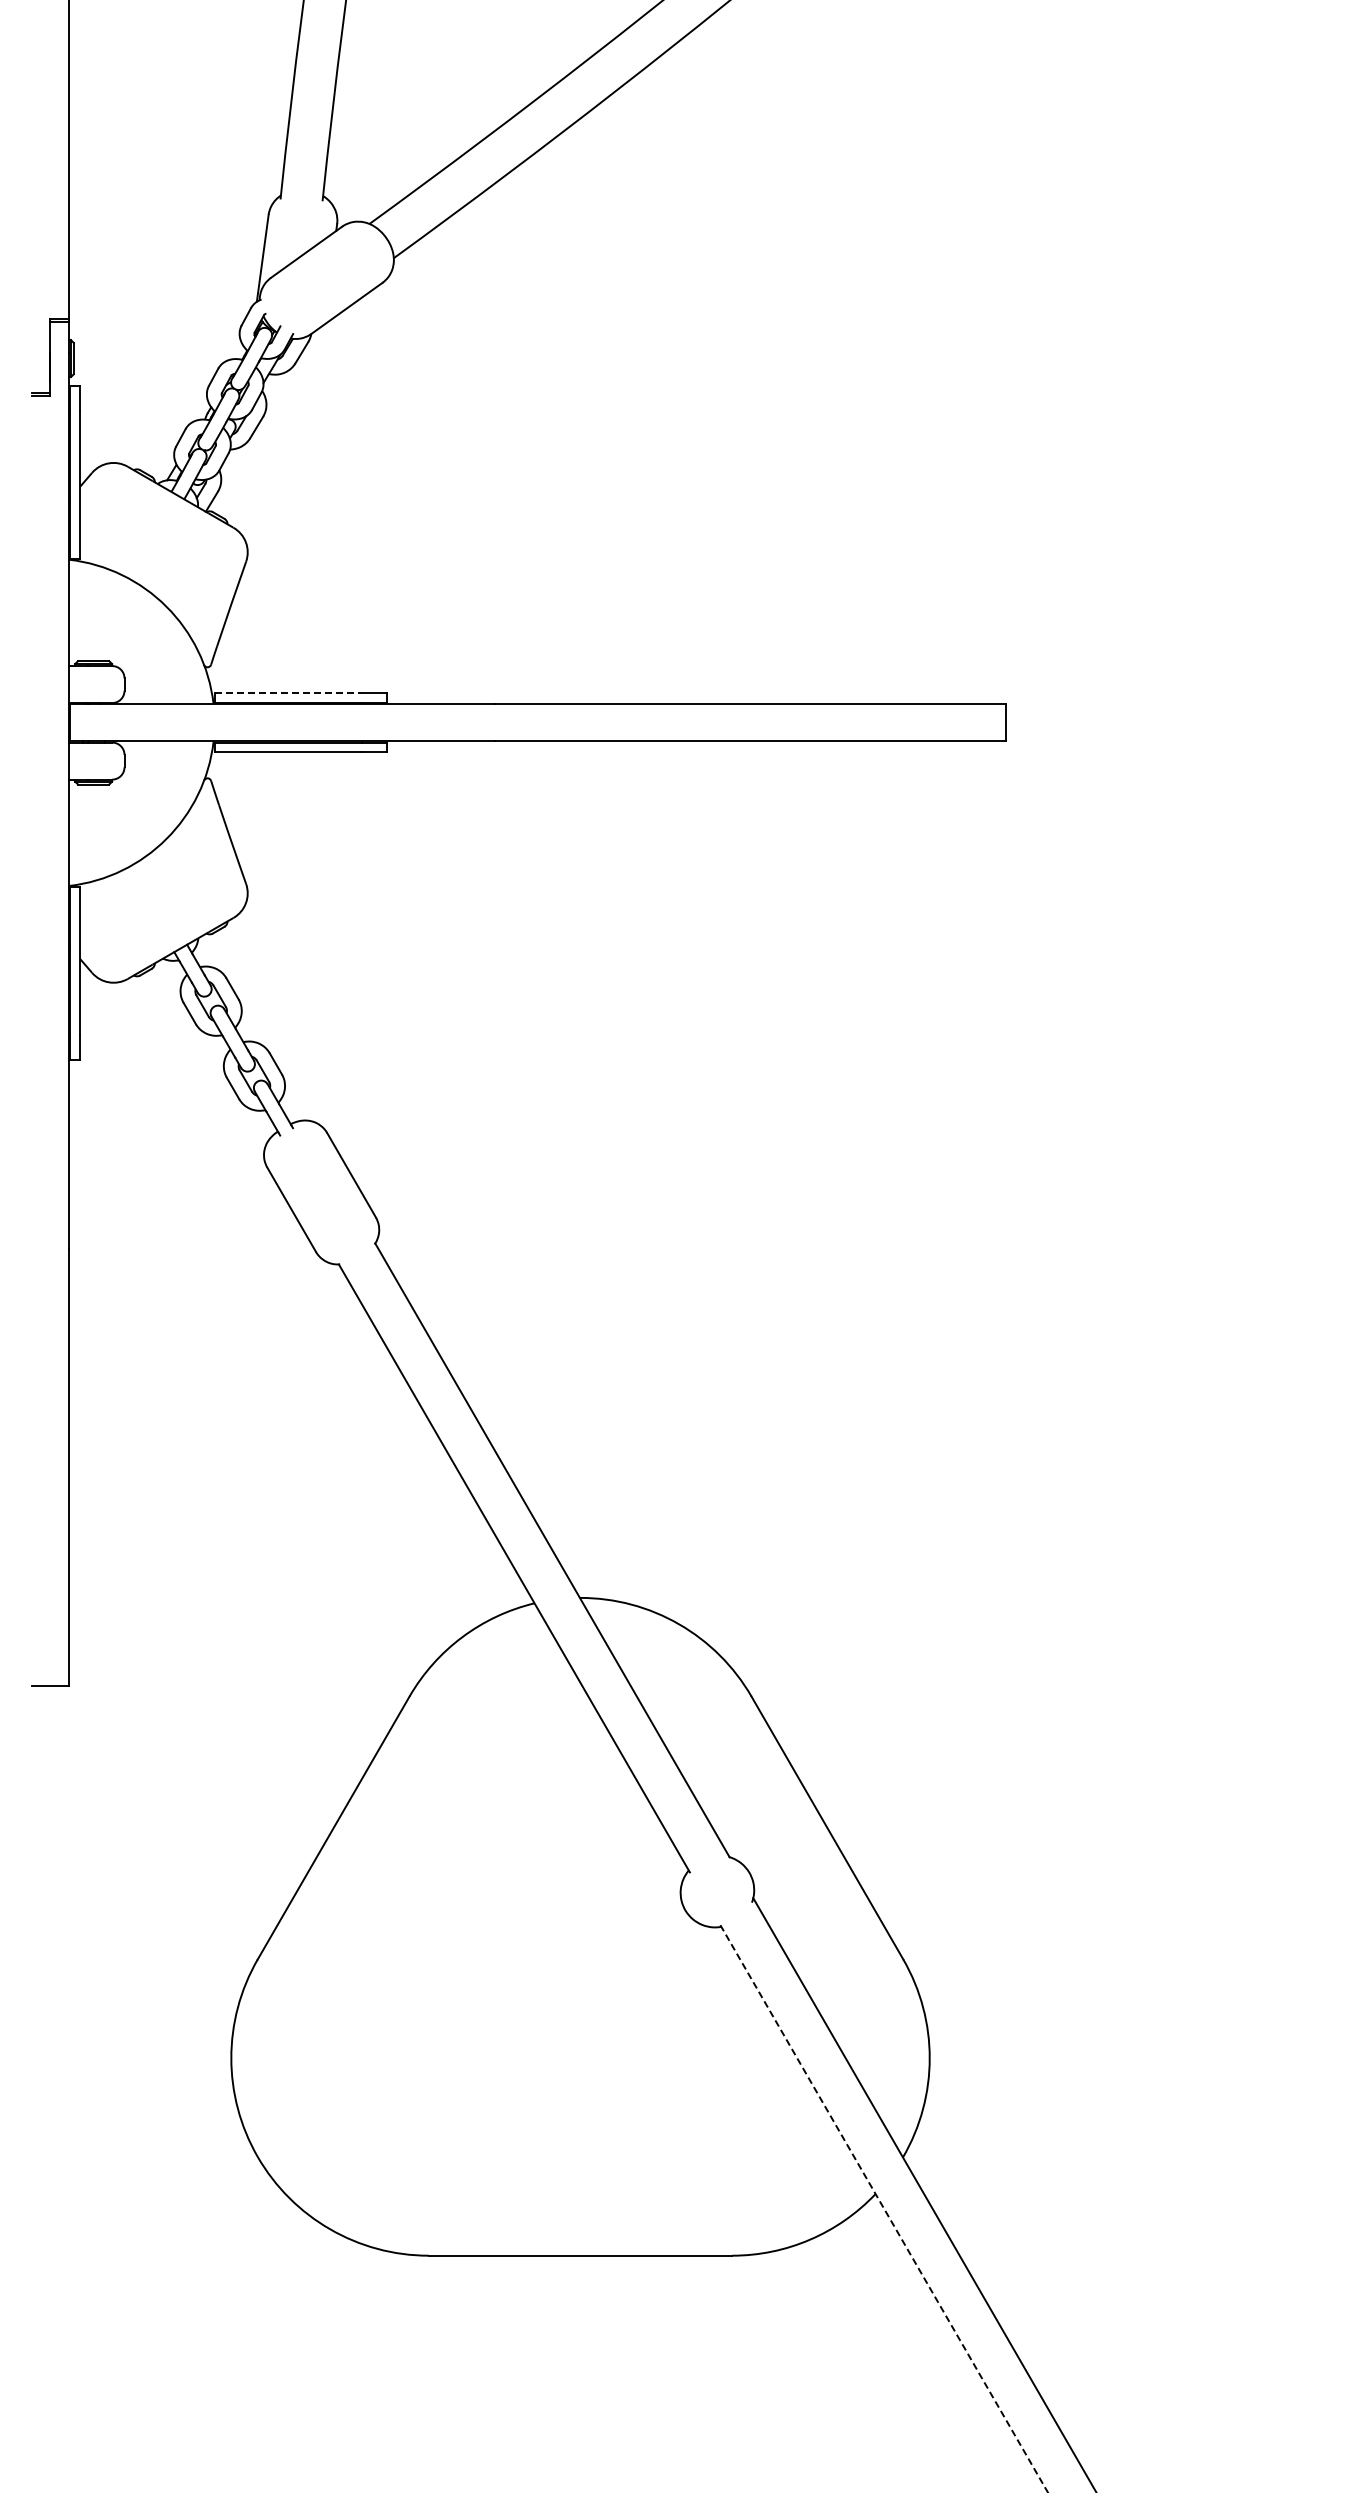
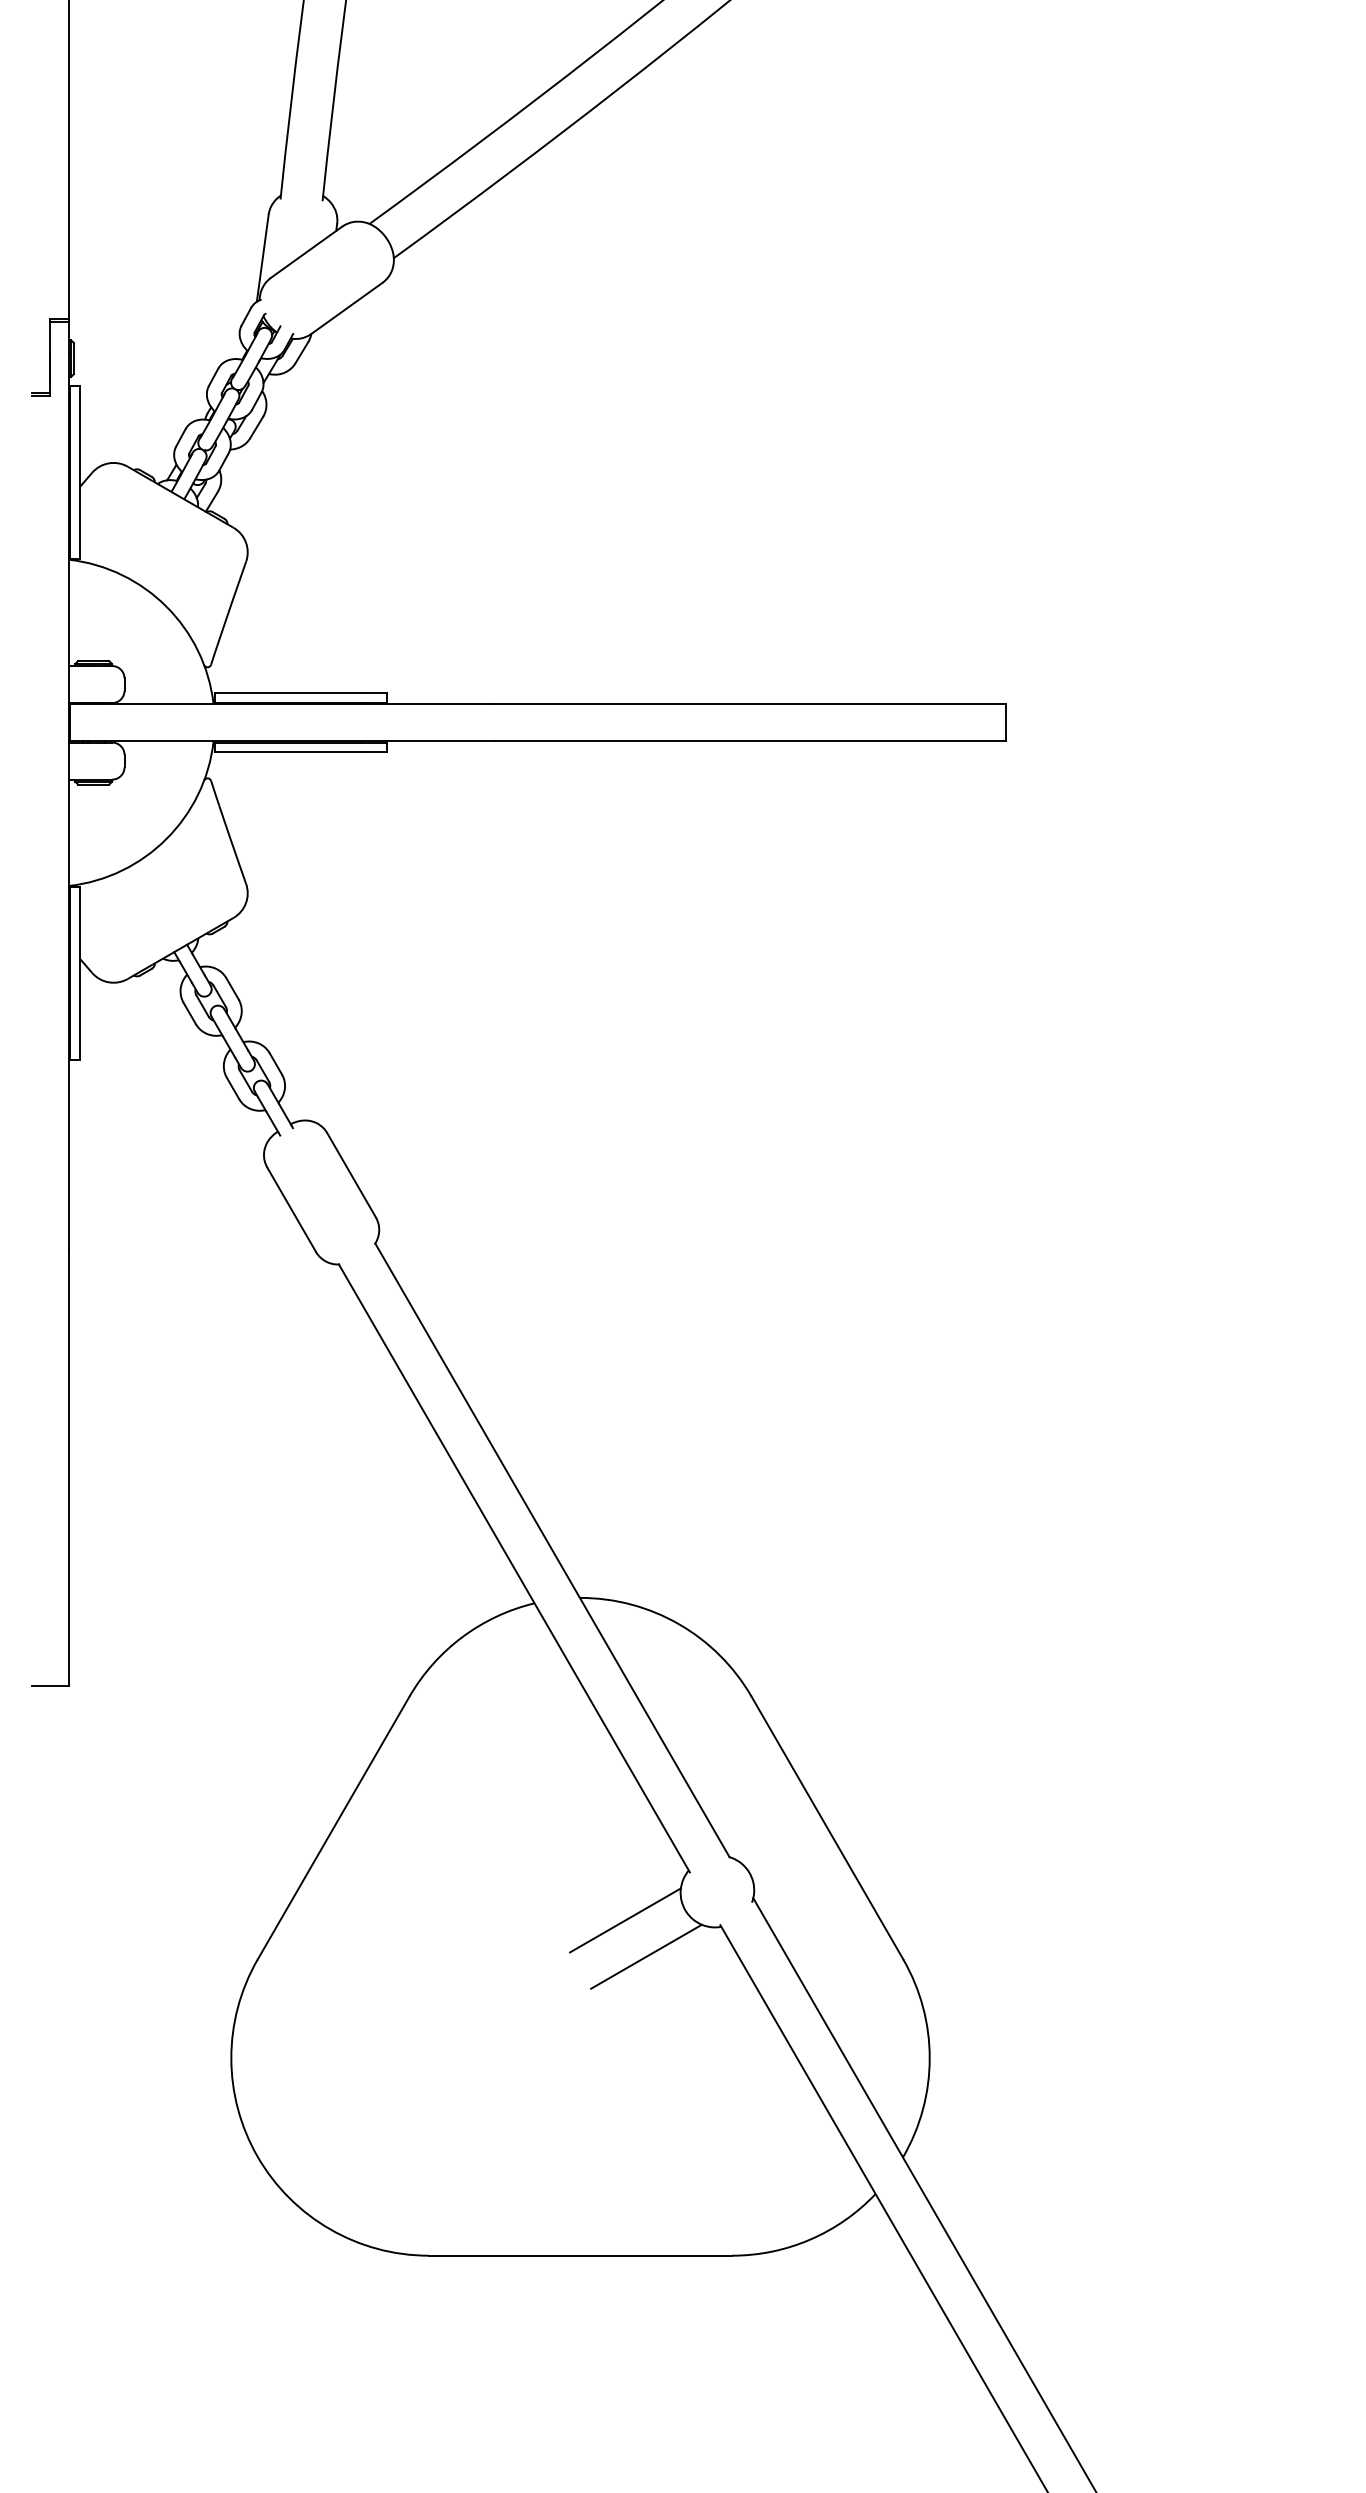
line: dashed -> solid (288, 693)
line: none -> present (625, 1920)
line: none -> present (646, 1956)
line: dashed -> solid (884, 2209)
